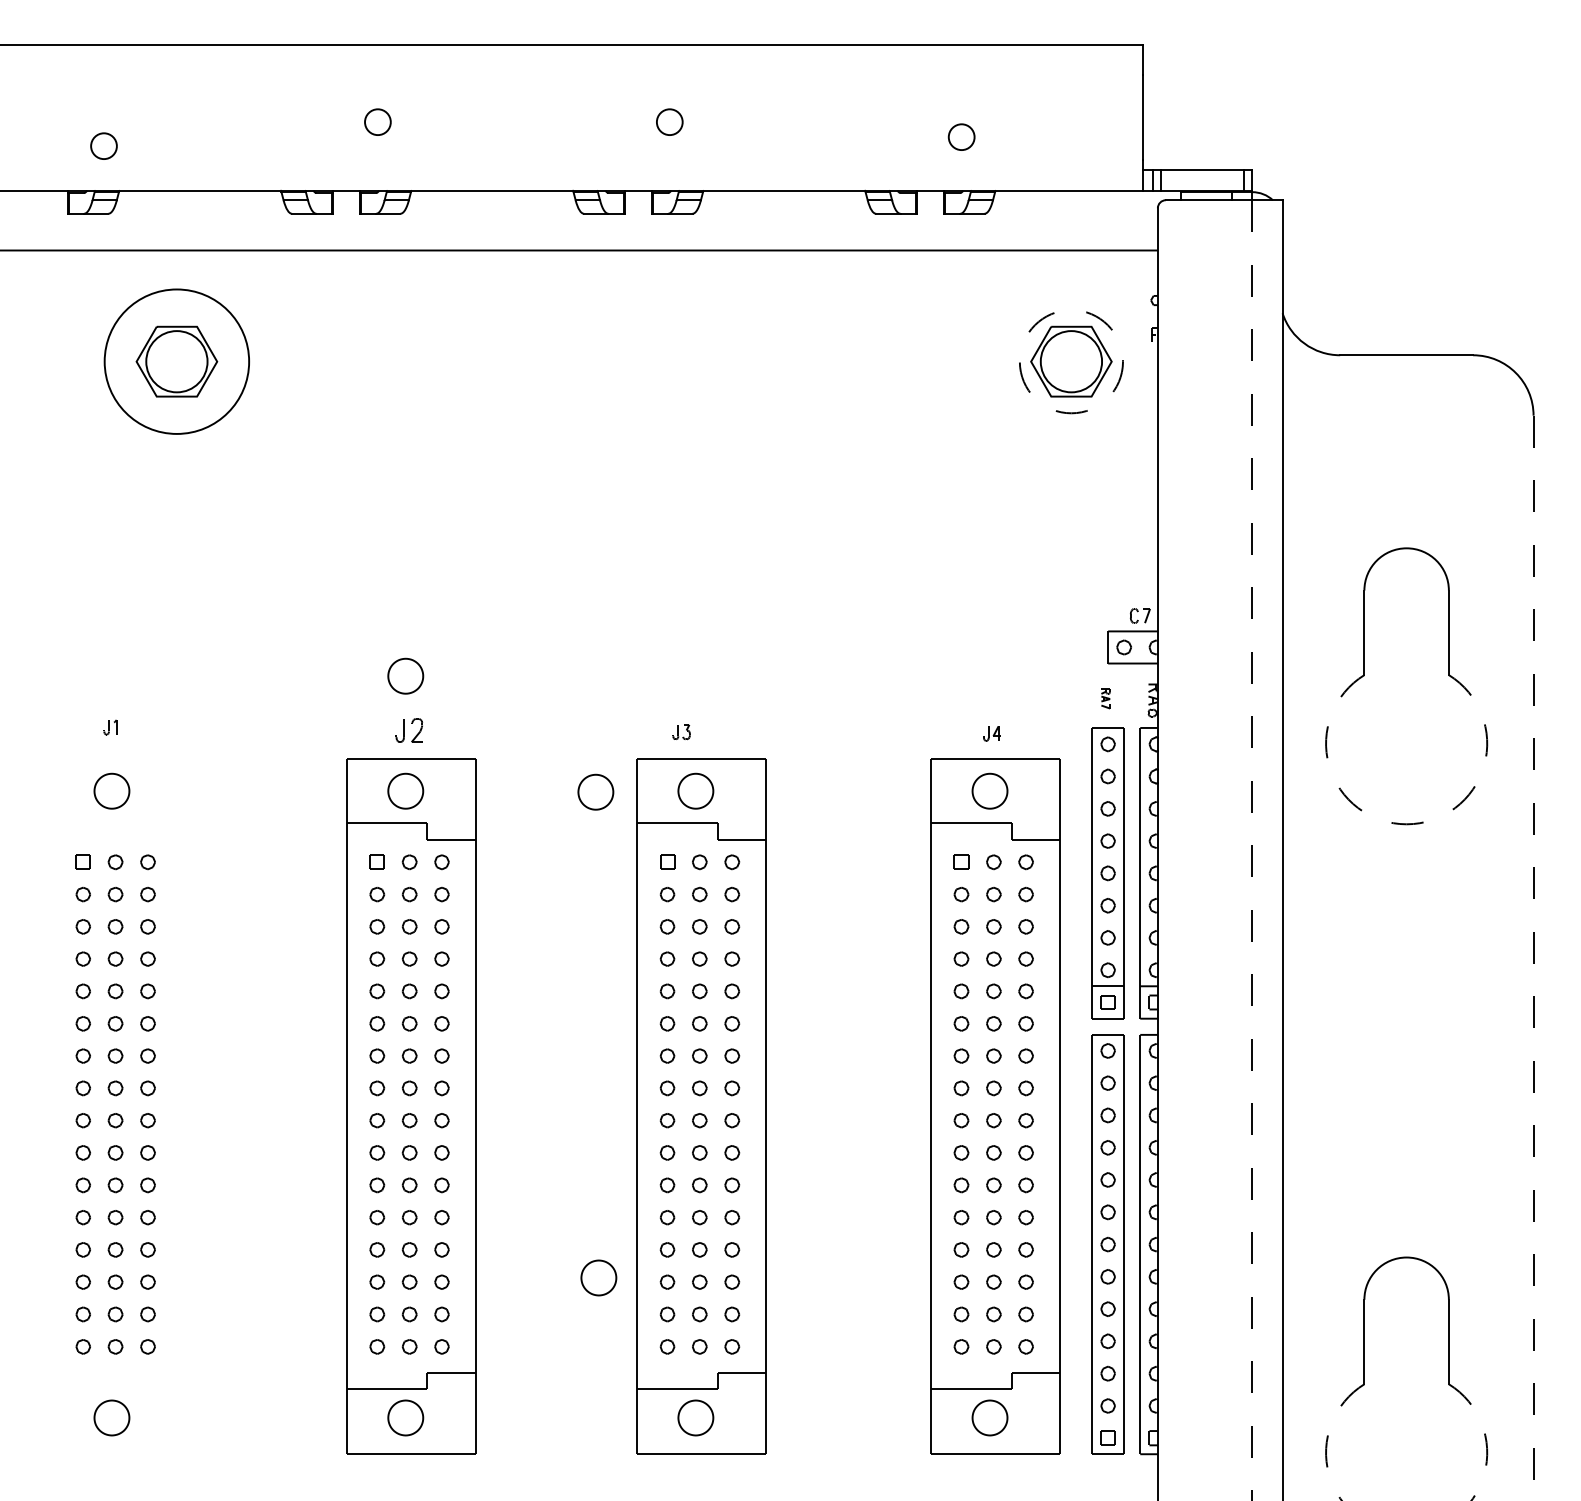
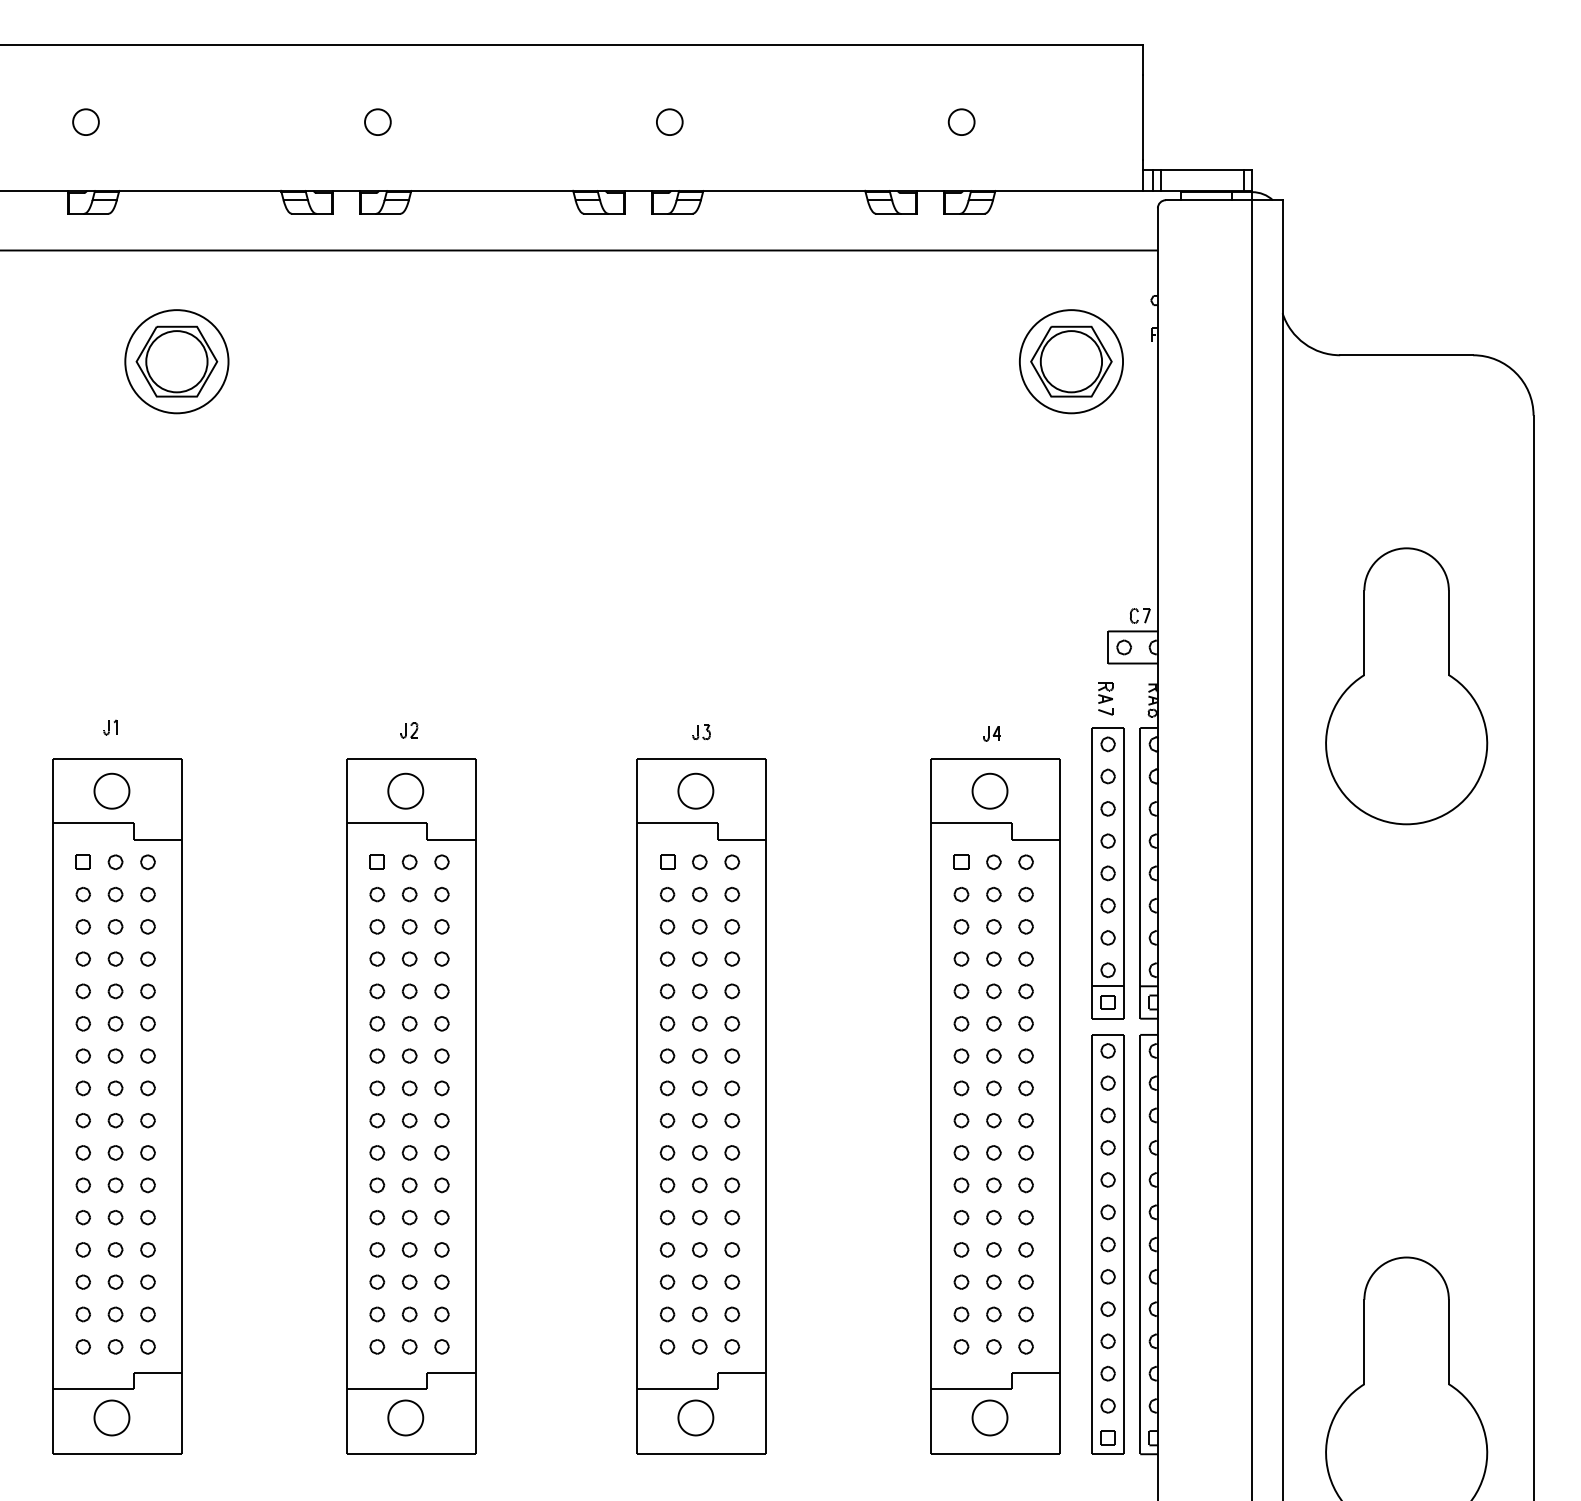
circle position: (961, 136) -> (961, 121) (961, 121)
circle position: (103, 145) -> (85, 121) (85, 121)
circle diameter: 144 px -> 103 px (176, 361)
circle: dashed -> solid (1071, 361)
part: present -> none (405, 675)
part size: 10x22 px -> 16x34 px (1105, 698)
part size: 28x25 px -> 19x17 px (409, 730)
part position: (681, 732) -> (701, 732) (701, 732)
part: present -> none (595, 791)
arc: dashed -> solid (1406, 824)
line: dashed -> solid (1252, 850)
line: dashed -> solid (1533, 958)
part: none -> present (117, 1106)
part: present -> none (598, 1277)
arc: dashed -> solid (1471, 1500)
